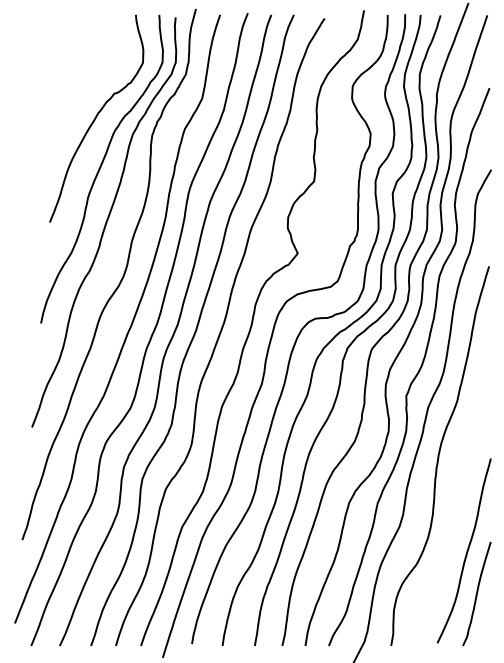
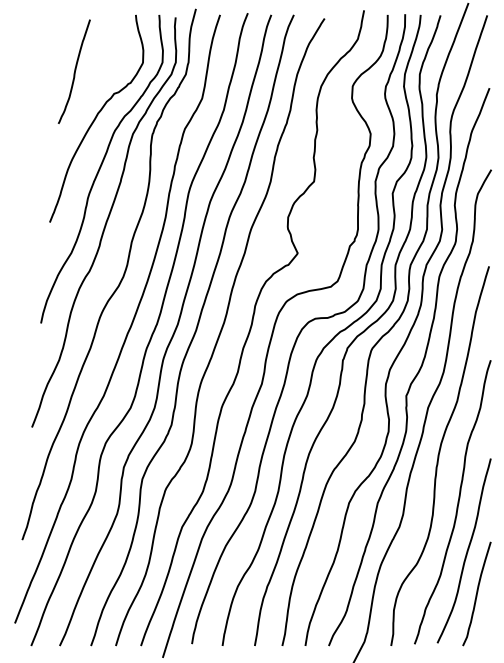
curve: none -> present (74, 71)
curve: none -> present (457, 502)
